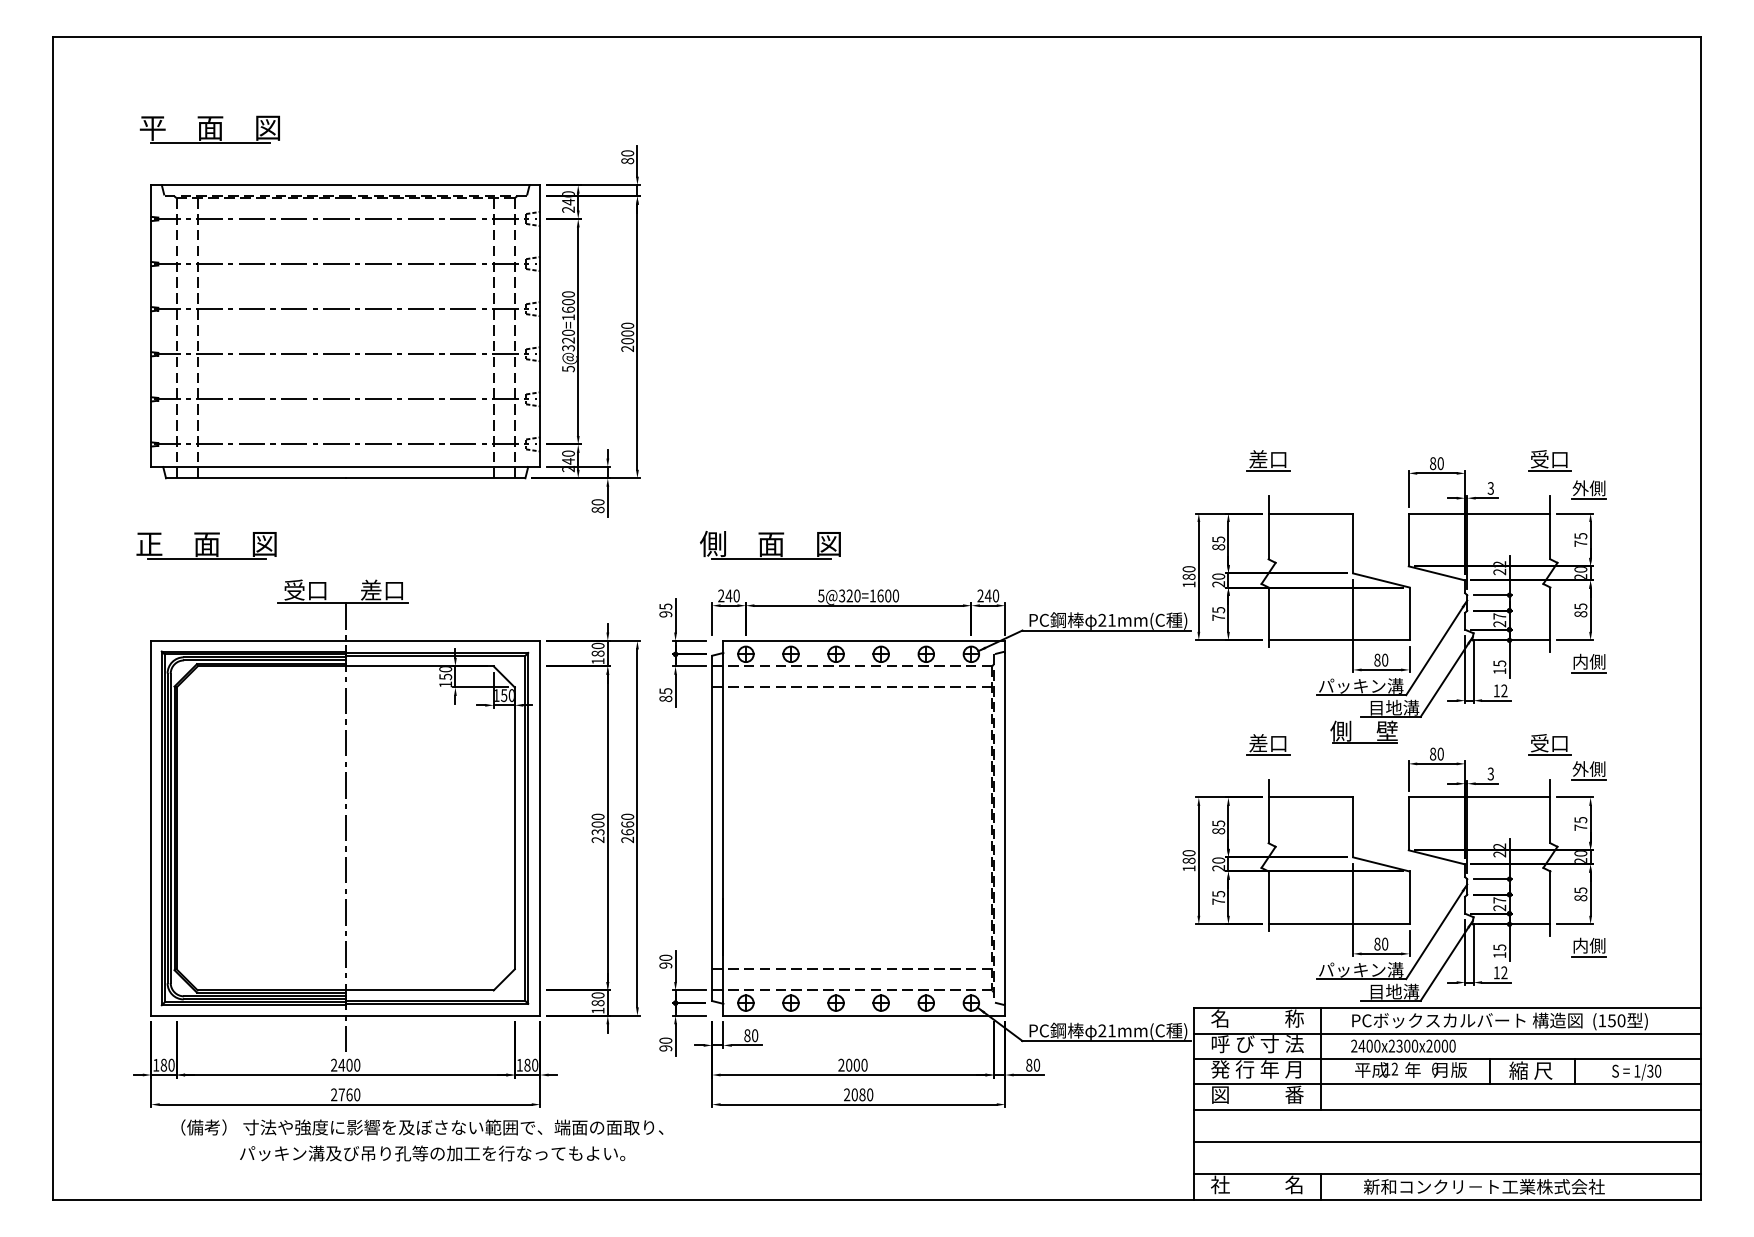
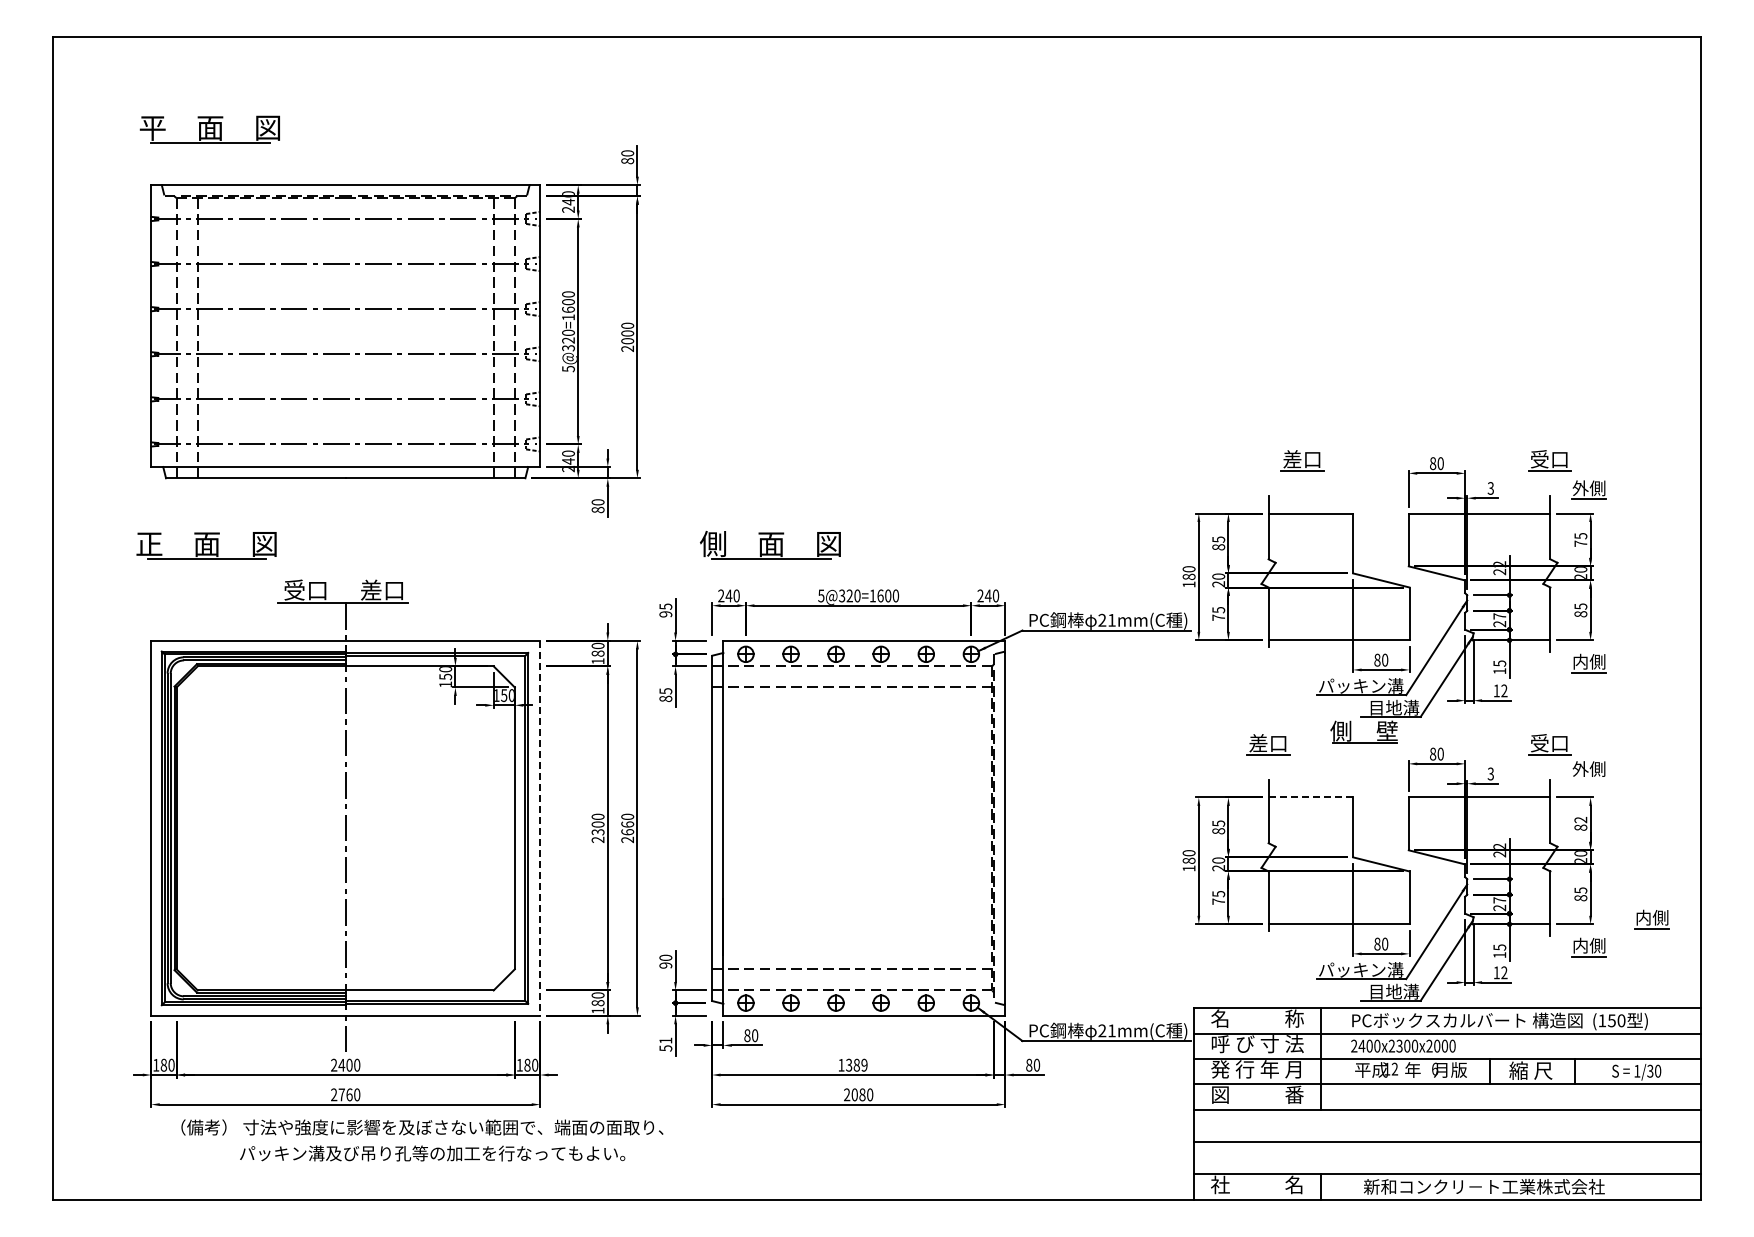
part position: (1268, 460) -> (1302, 460) (1302, 460)
line: present -> none (1589, 779)
line: solid -> dashed (1311, 797)
text: 75 -> 82 (1580, 823)
line: solid -> dashed (540, 828)
part: none -> present (1651, 919)
text: 90 -> 51 (665, 1044)
text: 2000 -> 1389 (852, 1064)
